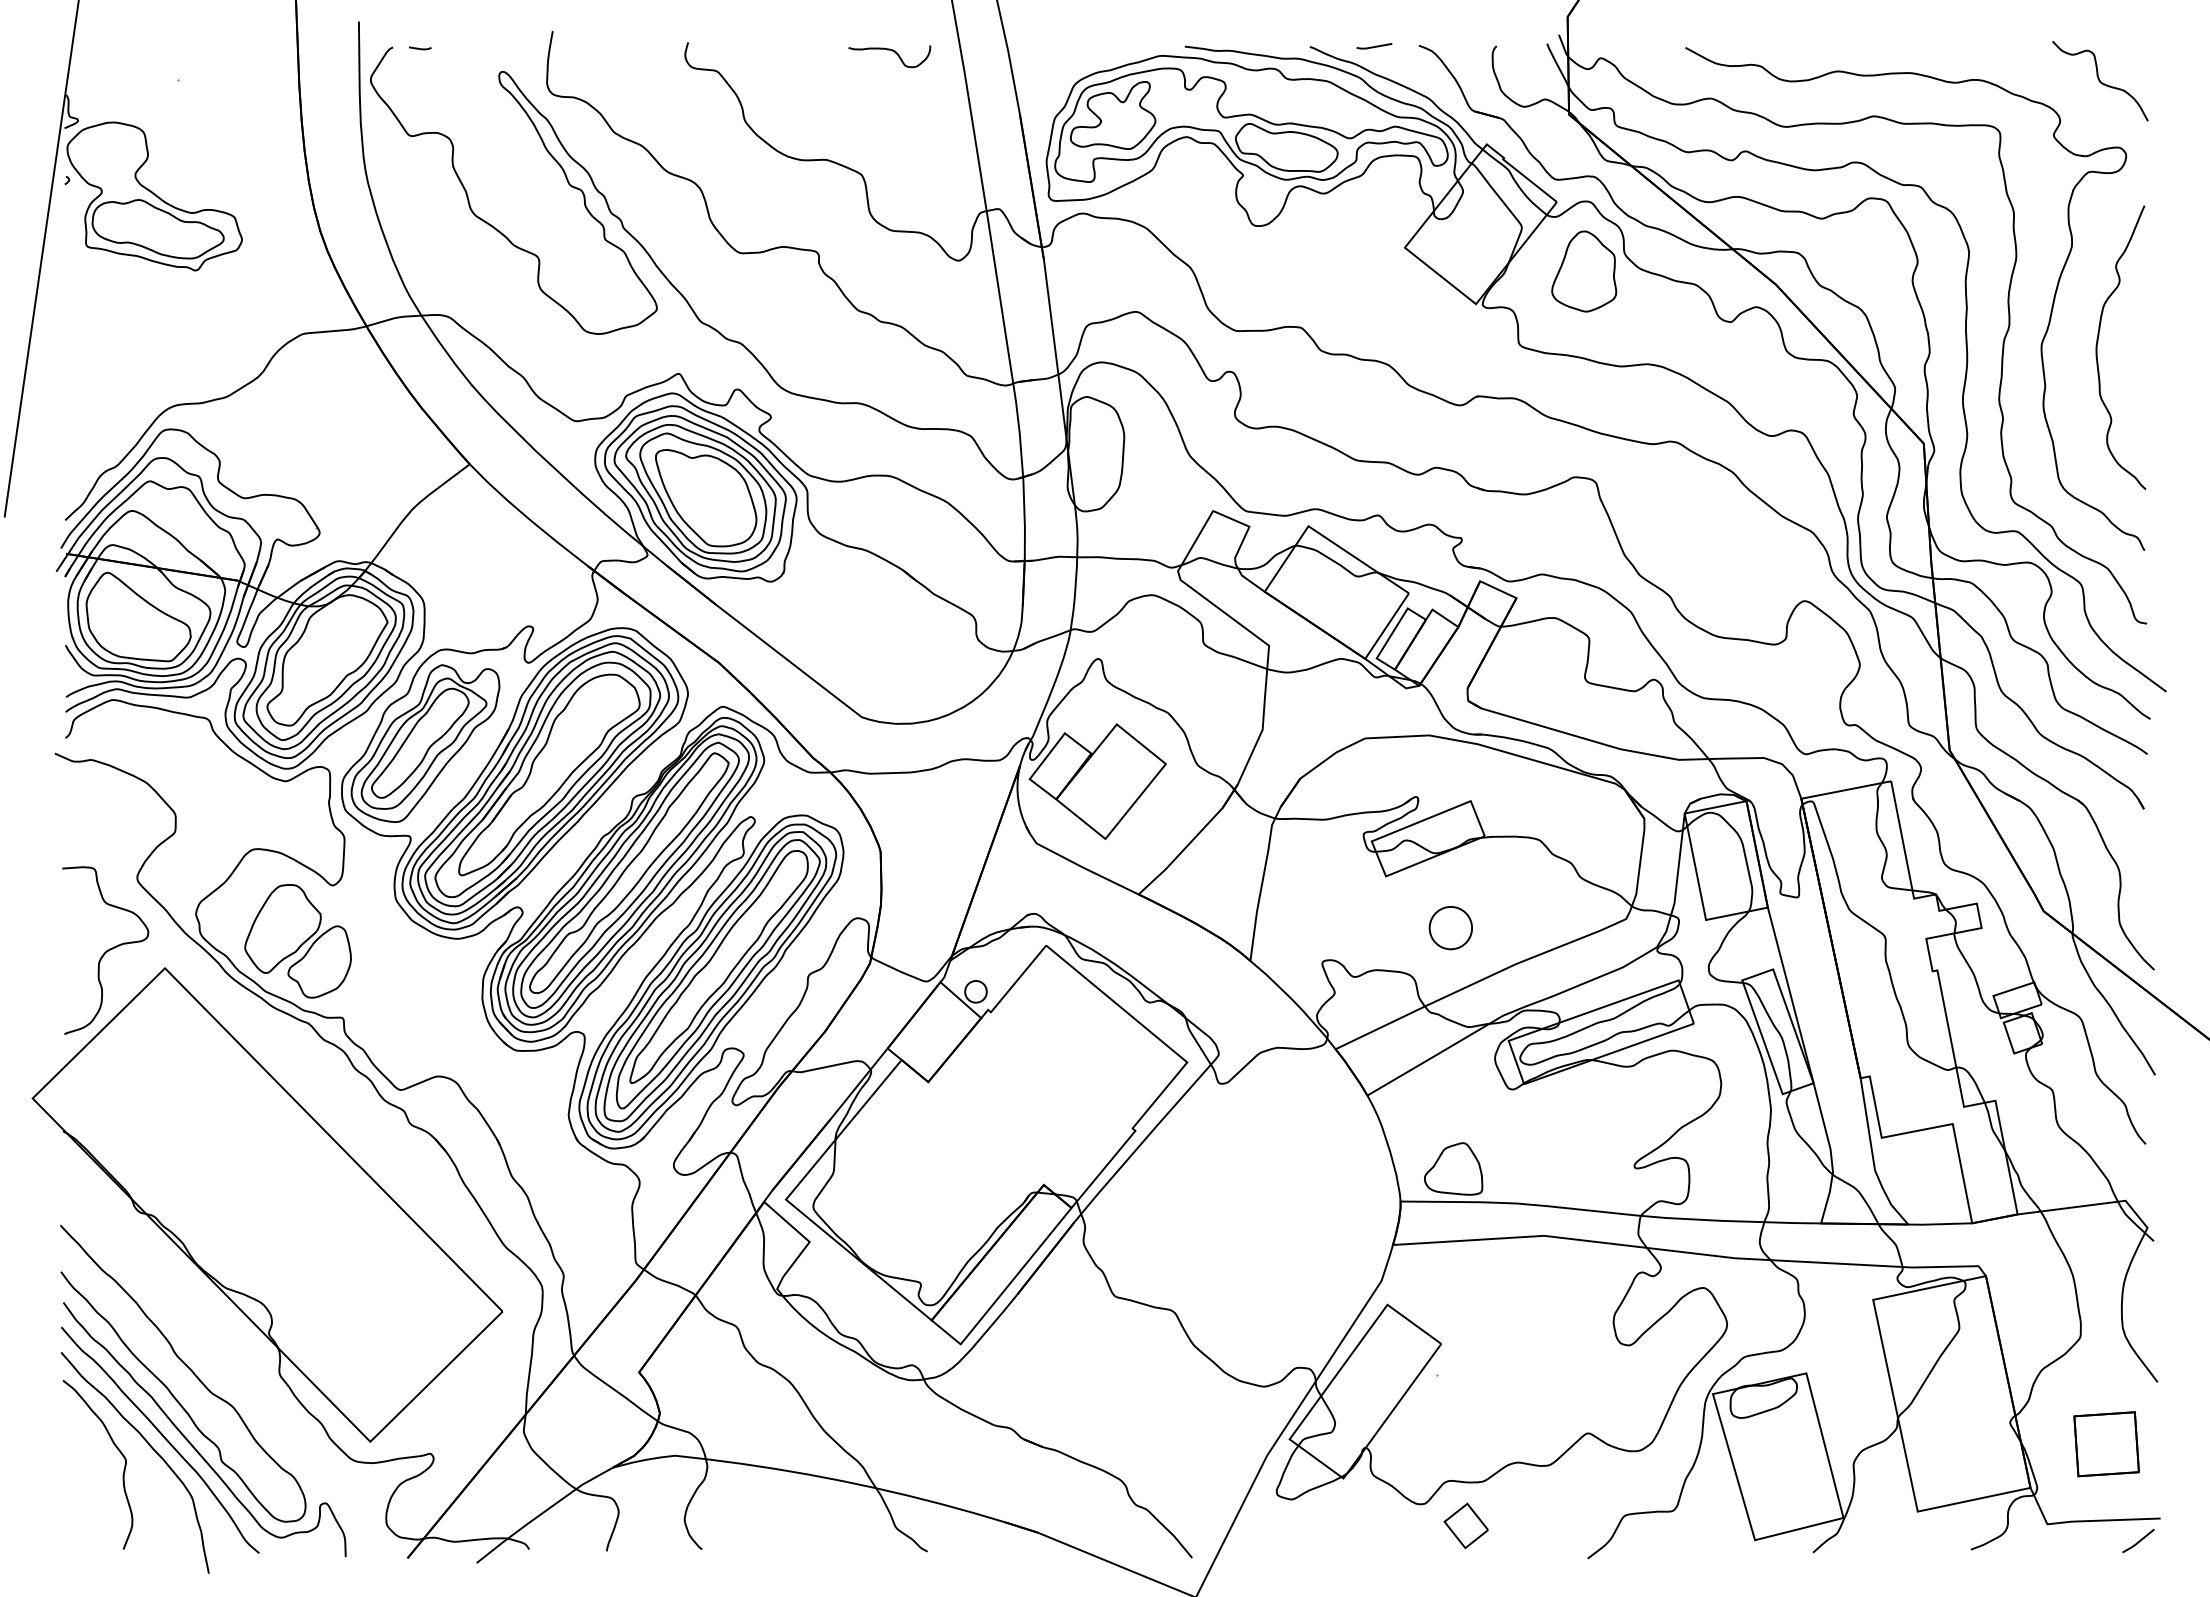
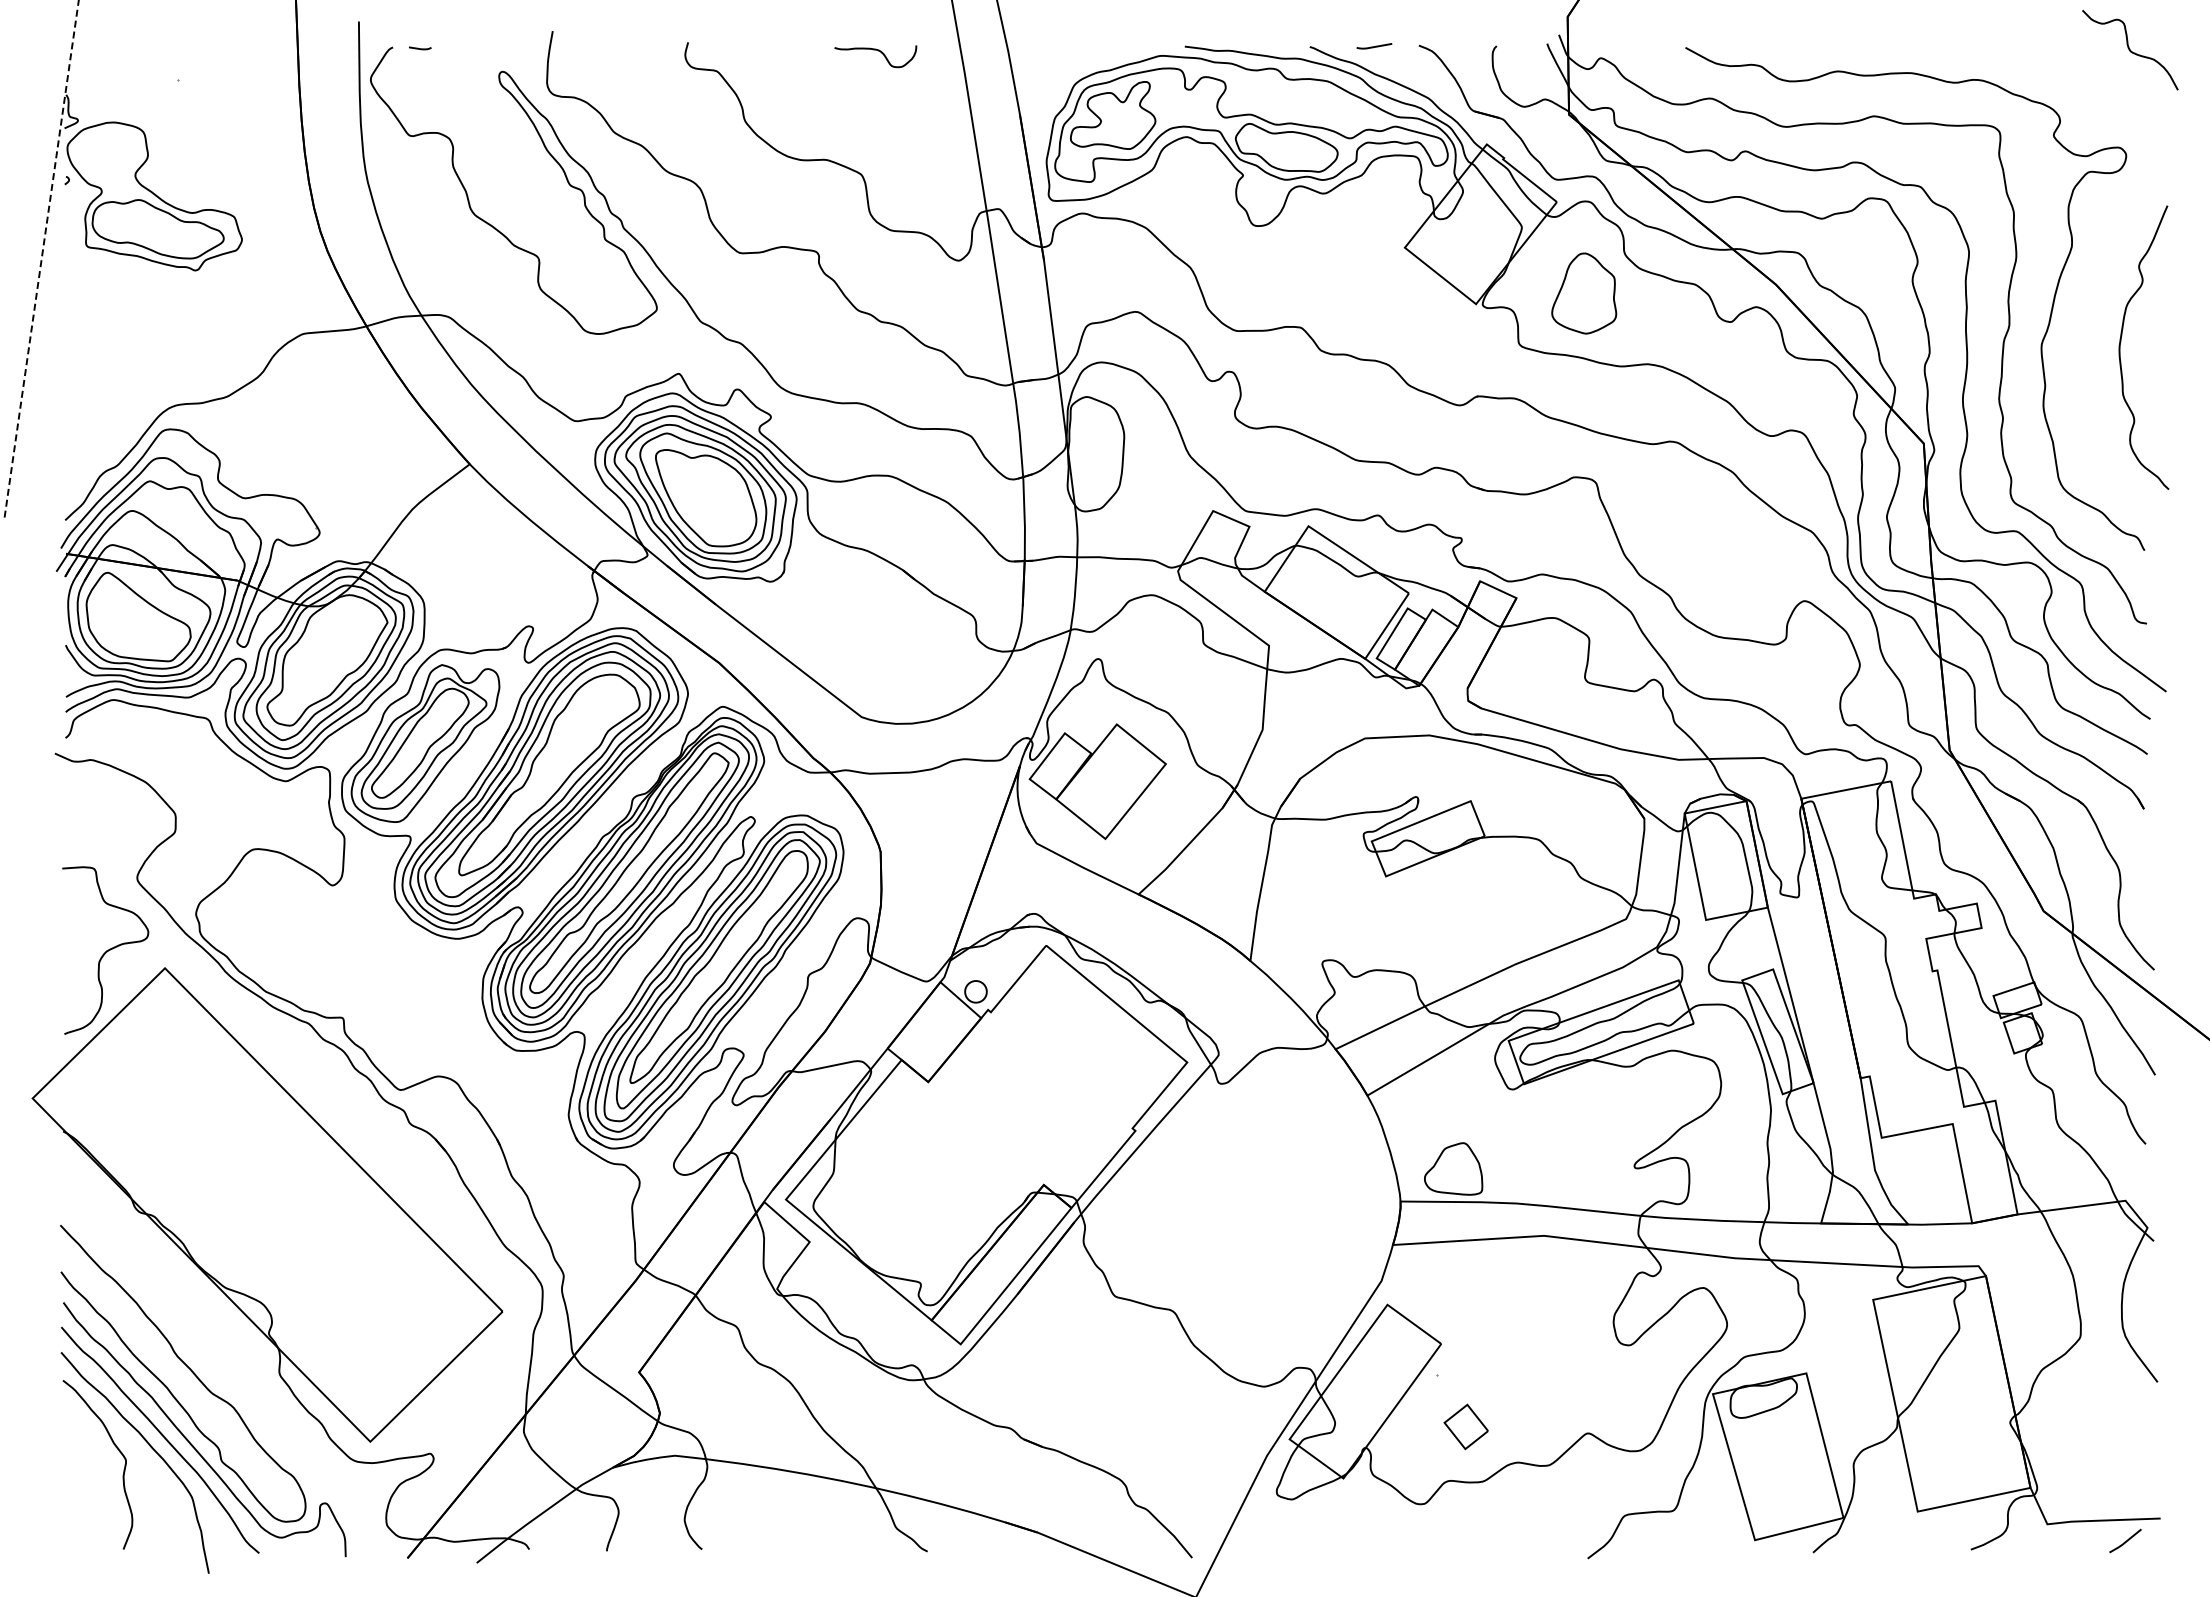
curve position: (892, 51) -> (878, 51) (878, 51)
curve position: (2100, 81) -> (2130, 50) (2130, 50)
line: solid -> dashed (41, 259)
part position: (1584, 271) -> (1584, 293) (1584, 293)
curve position: (2098, 342) -> (2121, 342) (2121, 342)
part: present -> none (1450, 928)
part: present -> none (297, 941)
part: present -> none (2106, 1444)
part position: (1465, 1525) -> (1465, 1426) (1465, 1426)
line position: (2139, 1540) -> (2126, 1540) (2126, 1540)
